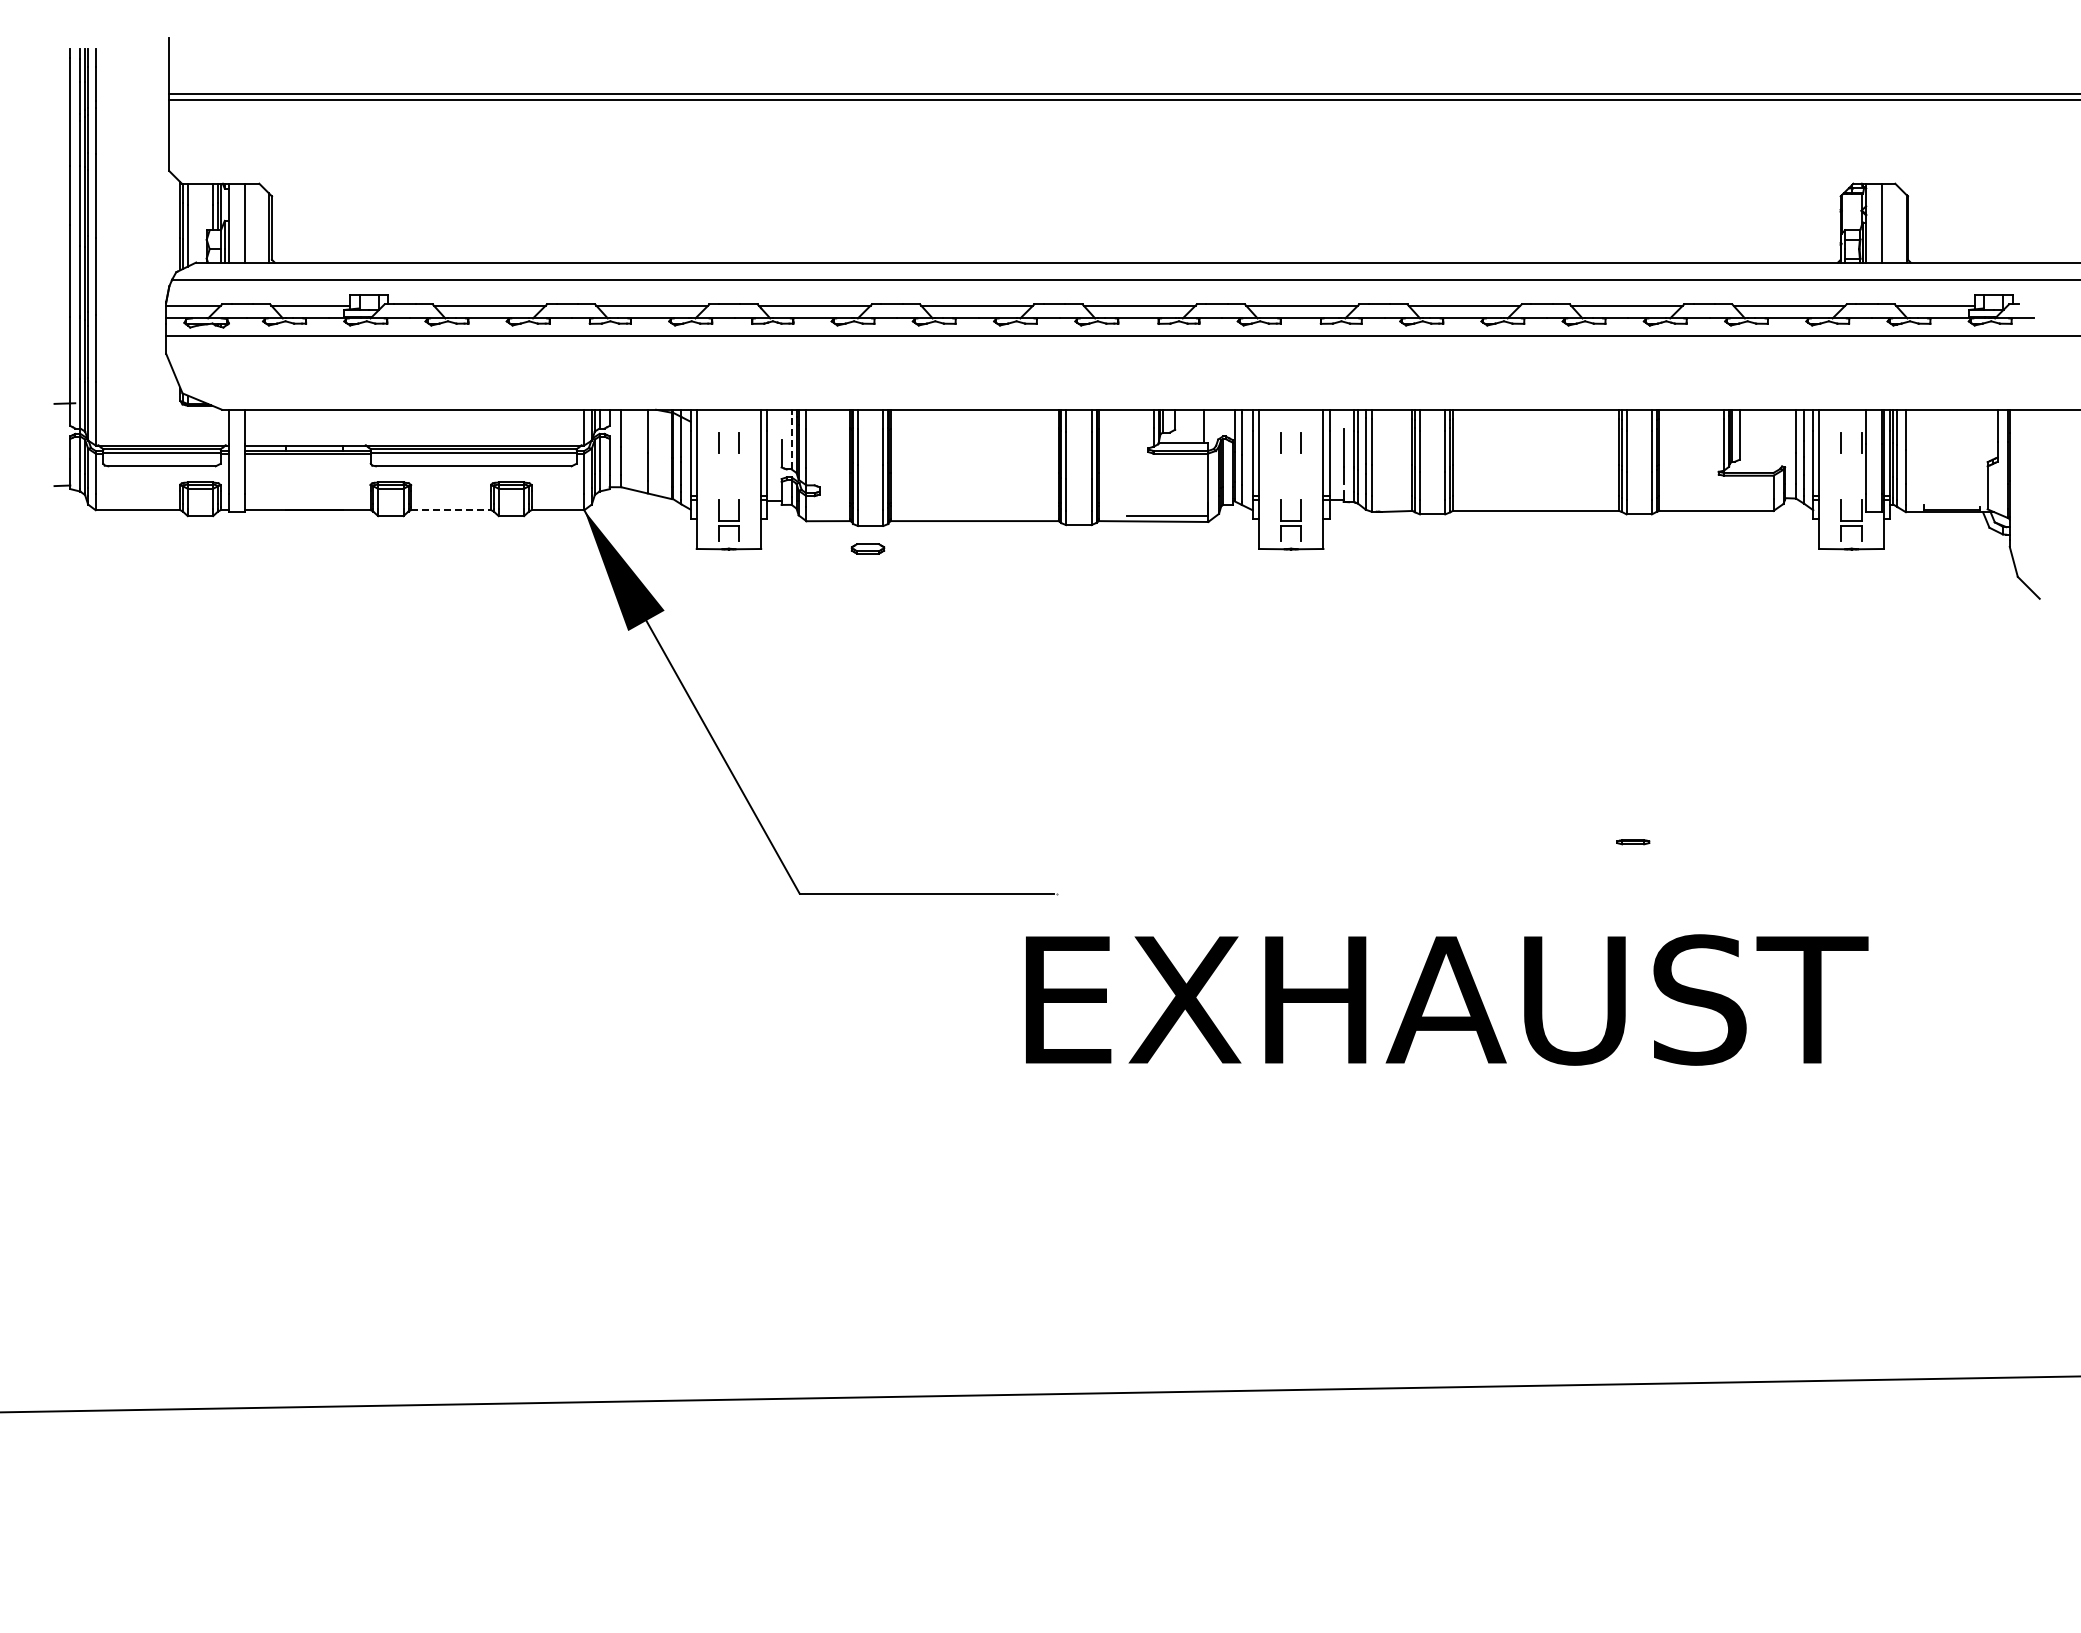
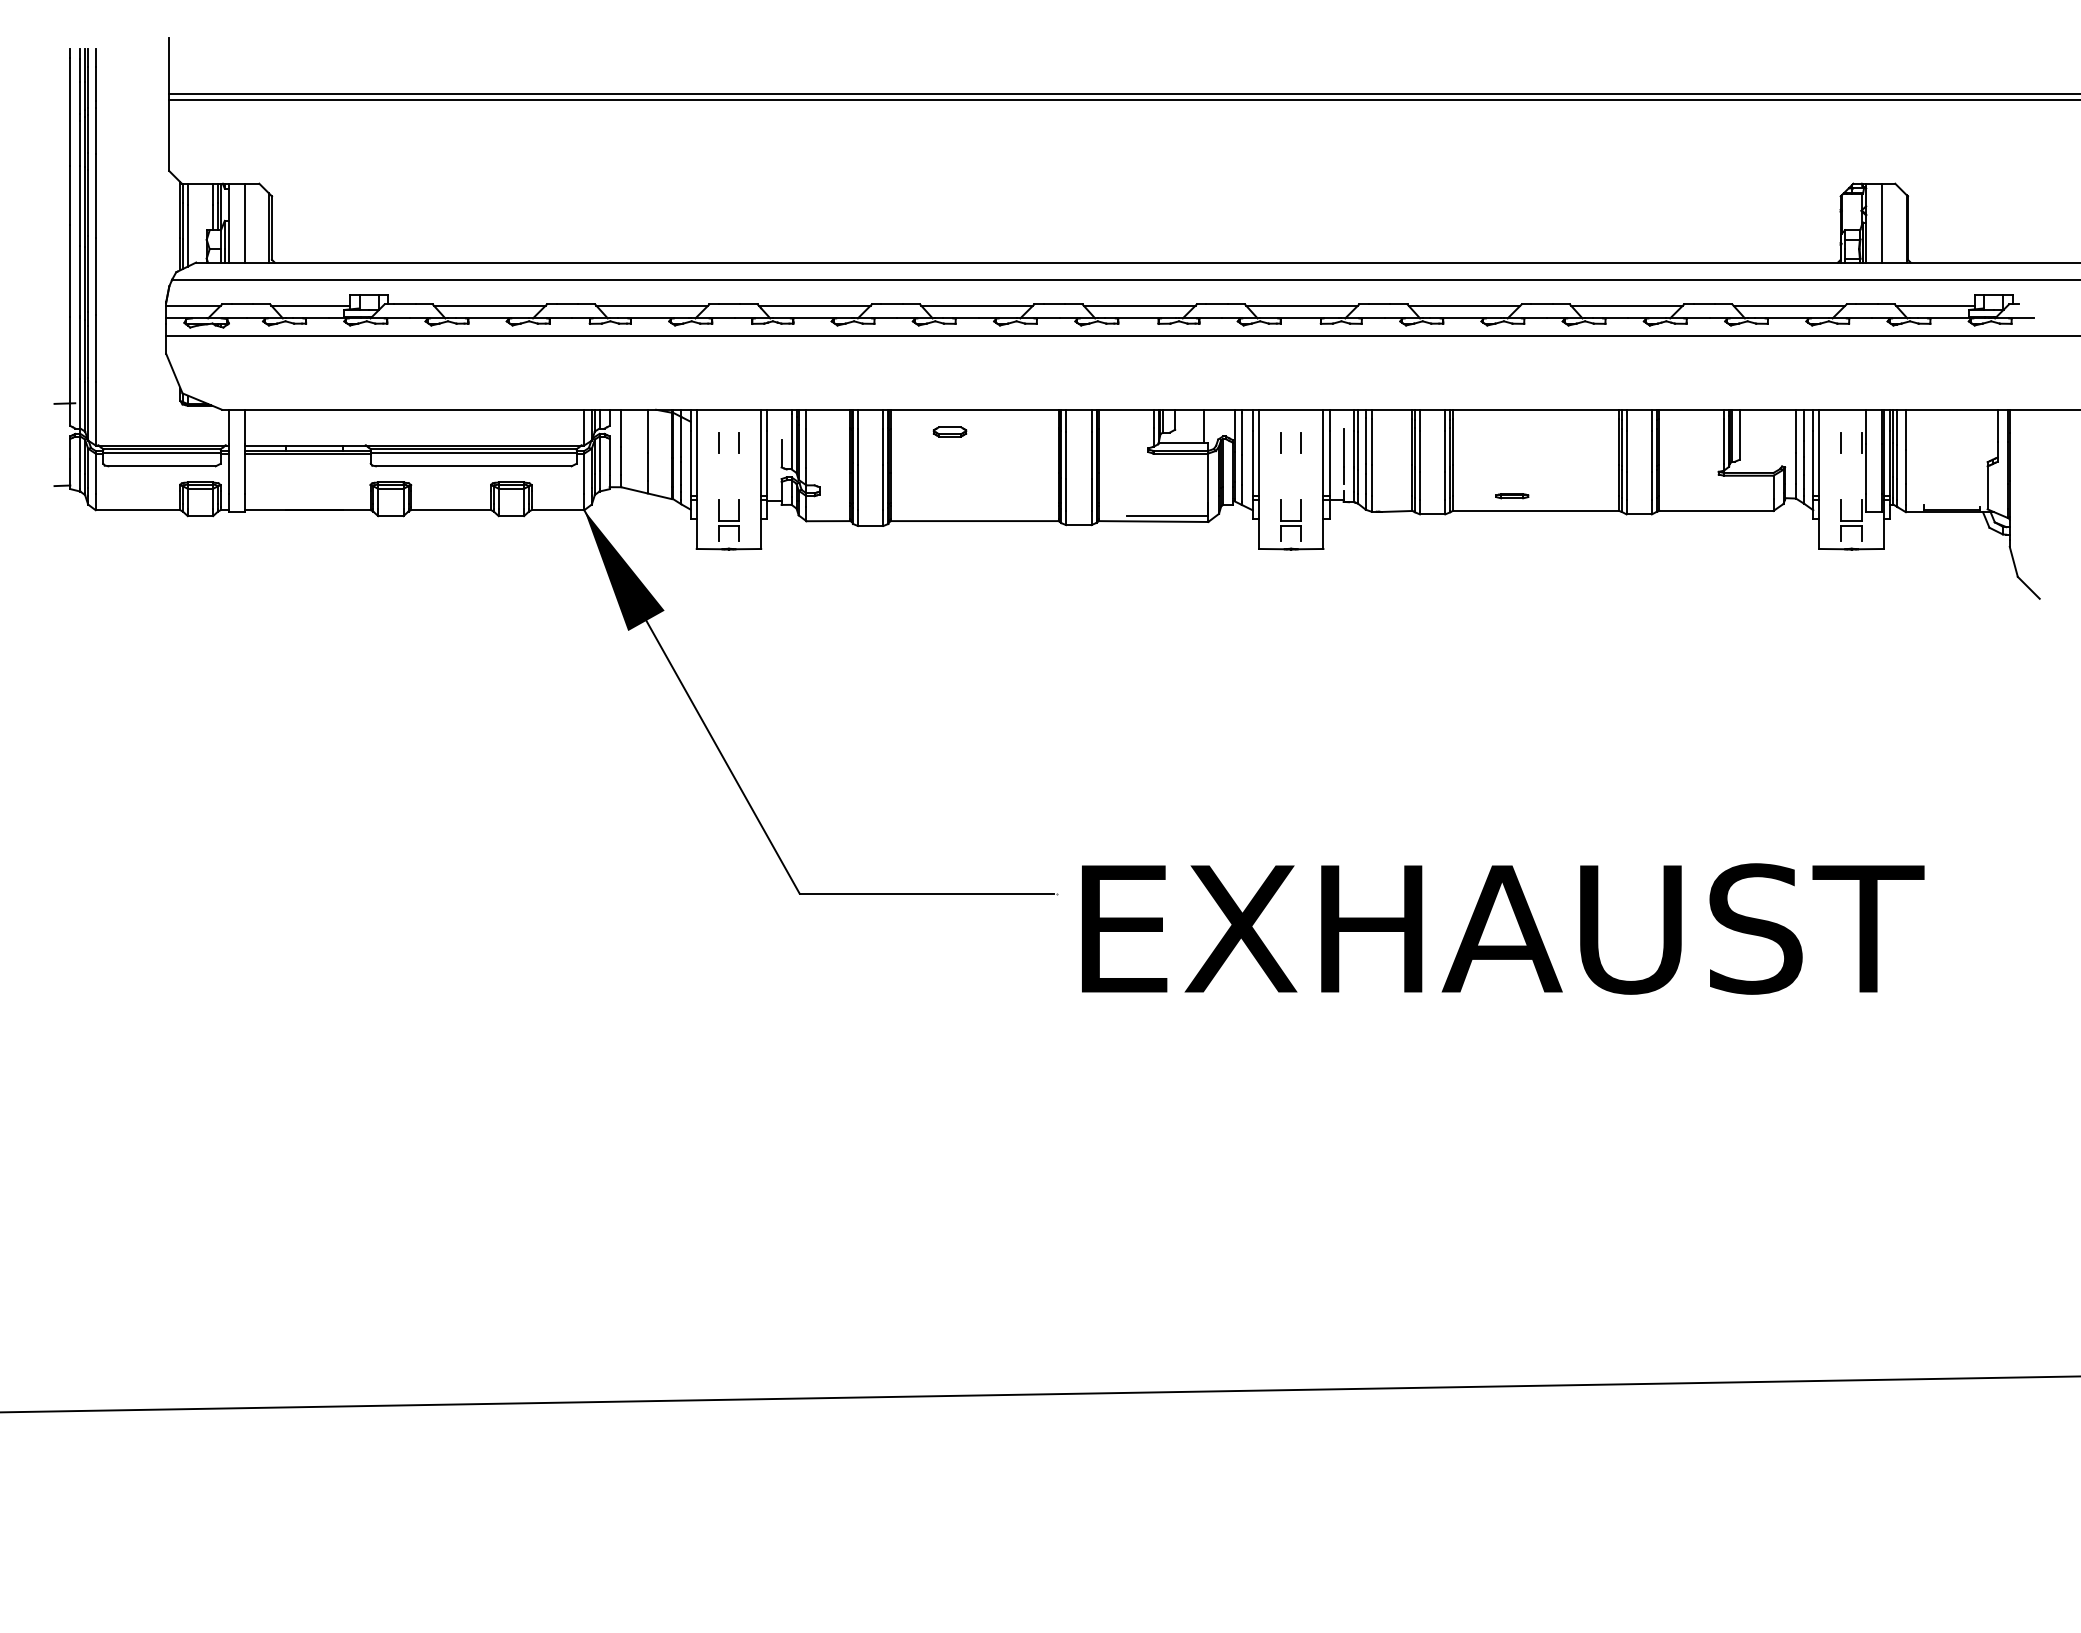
line: dashed -> solid (791, 441)
line: dashed -> solid (451, 510)
part position: (867, 548) -> (949, 431) (949, 431)
part position: (1633, 842) -> (1512, 496) (1512, 496)
text position: (1447, 999) -> (1503, 928) (1503, 928)
